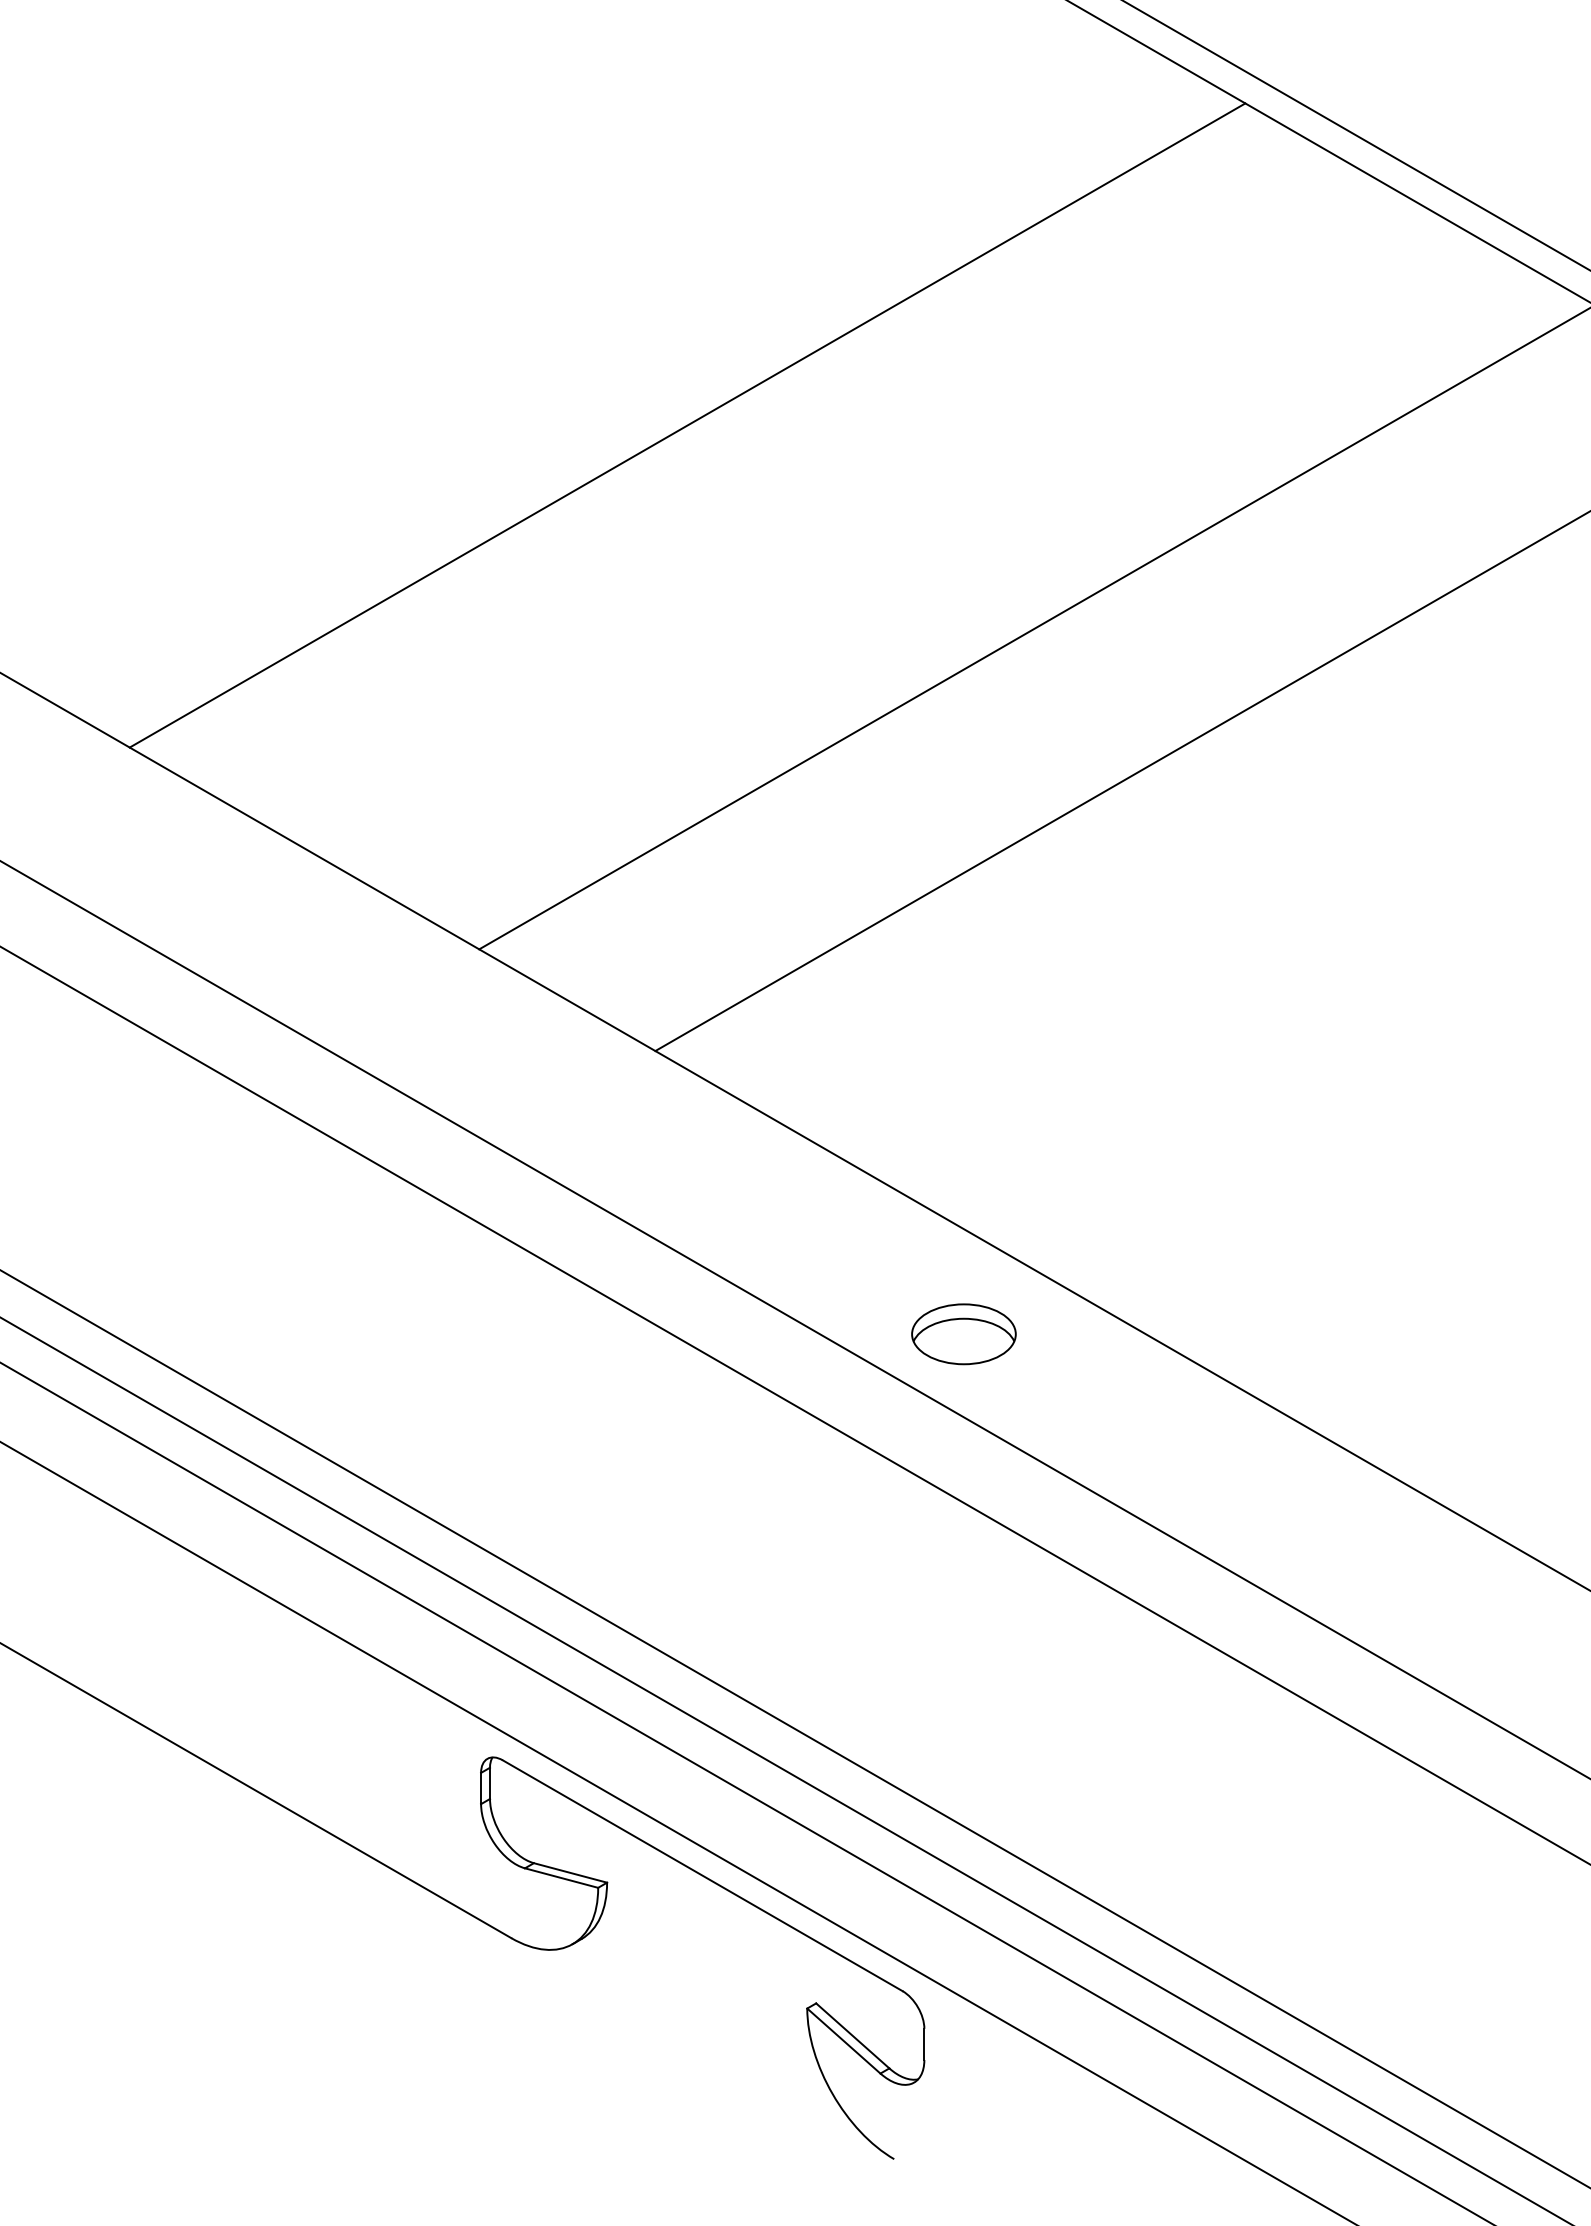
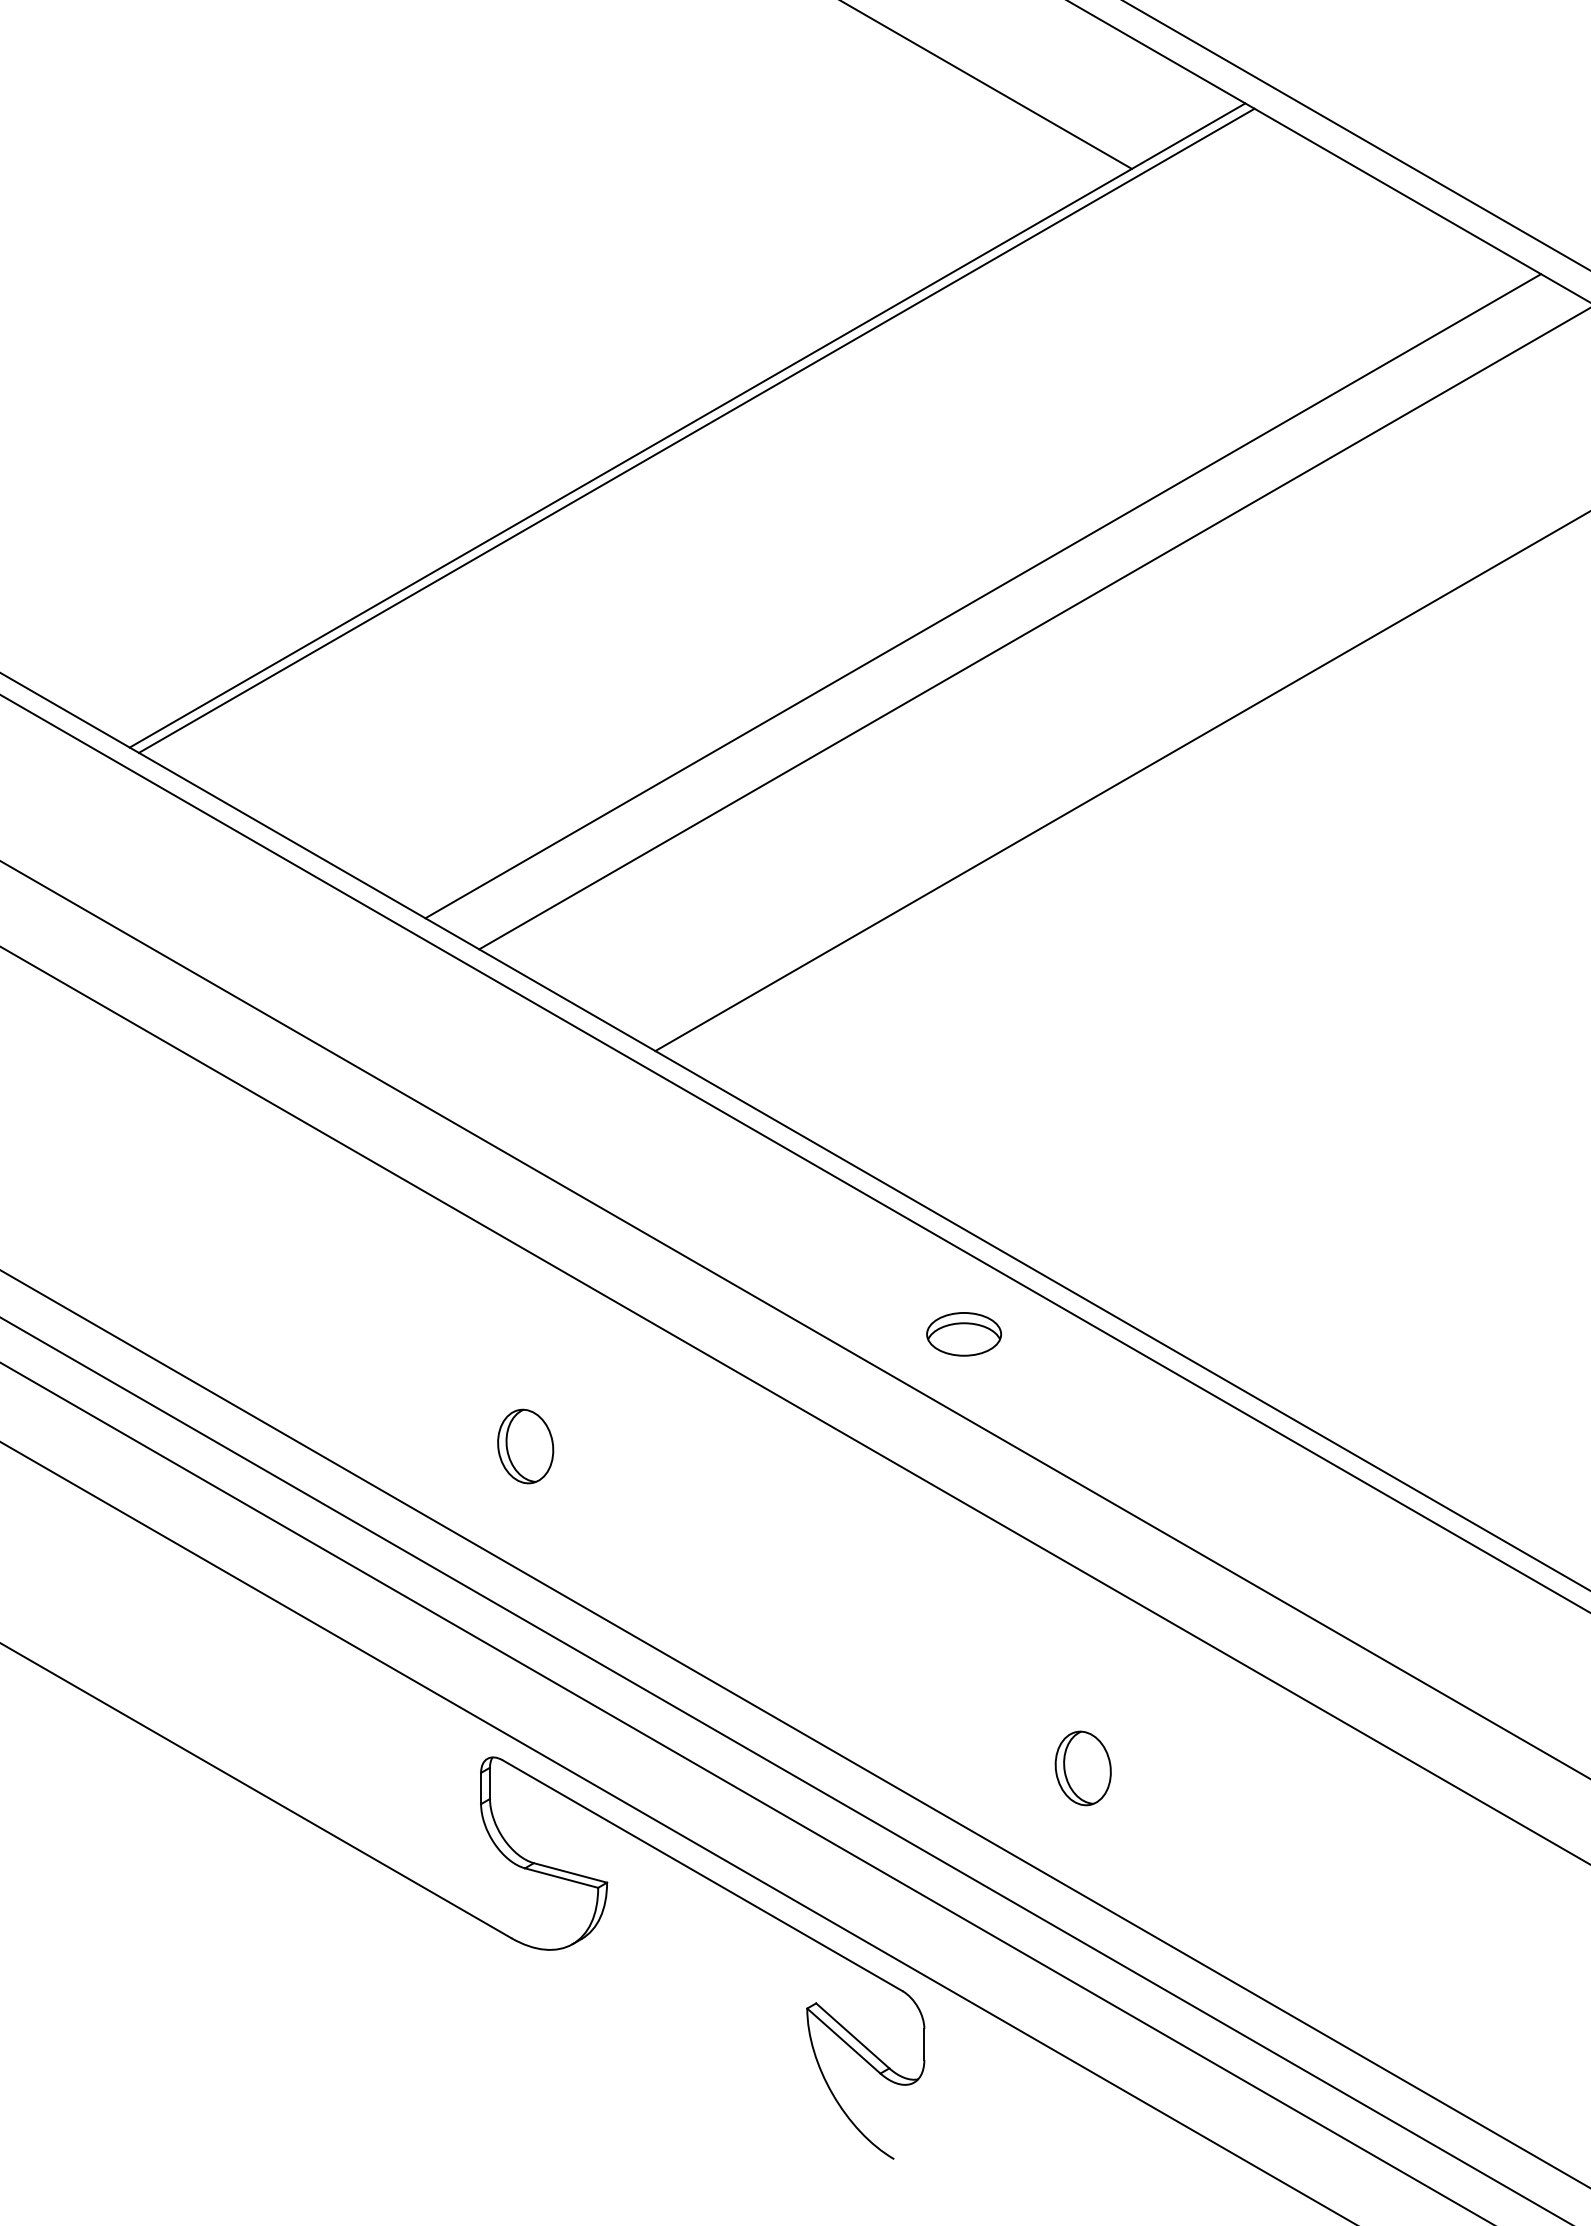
line: none -> present (987, 85)
line: none -> present (696, 430)
line: none -> present (983, 596)
line: none -> present (794, 1153)
part size: 106x63 px -> 77x45 px (964, 1334)
part: none -> present (525, 1446)
part: none -> present (1082, 1768)
